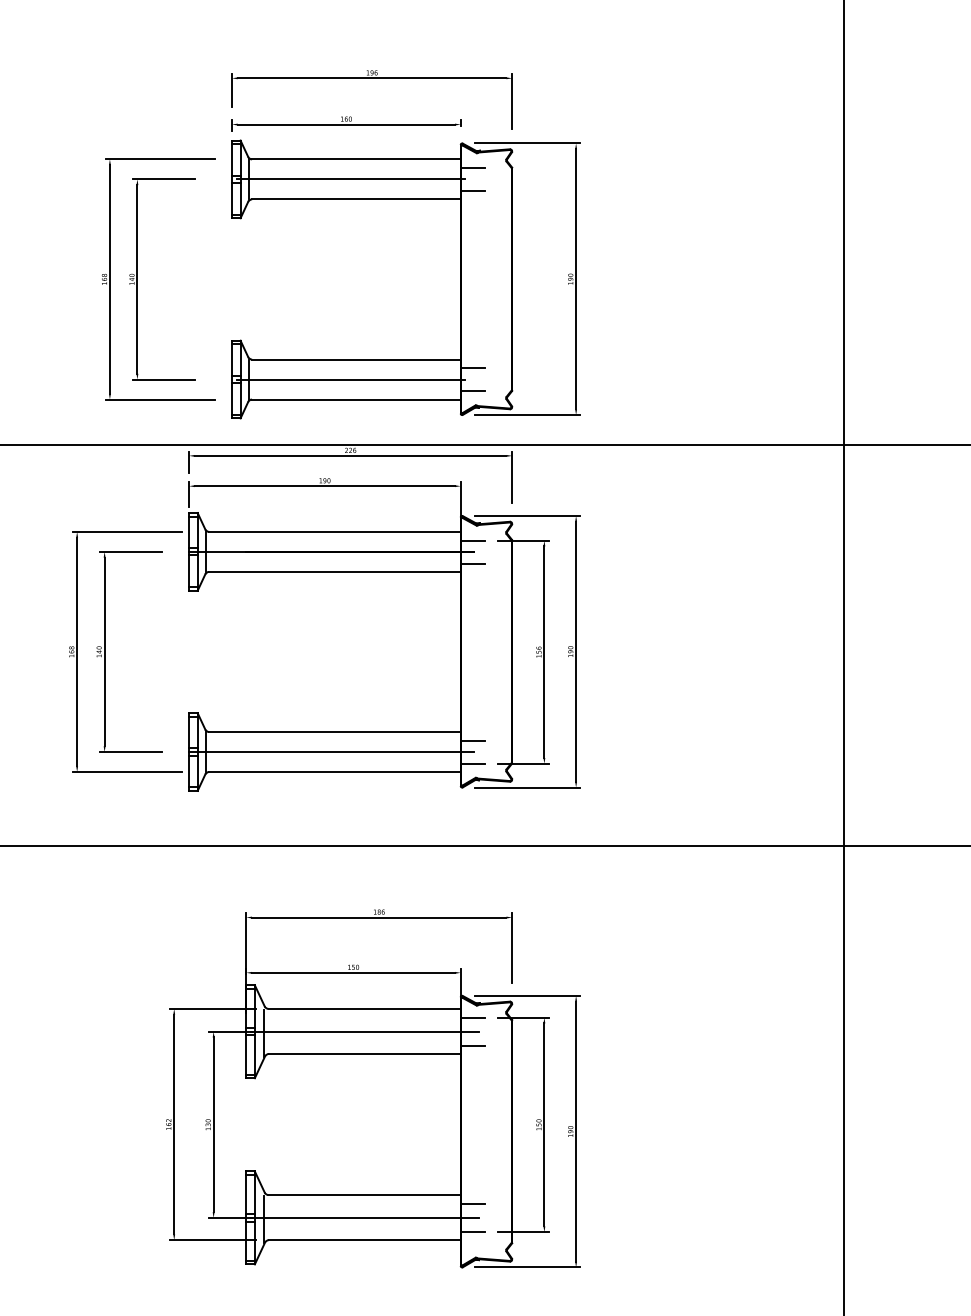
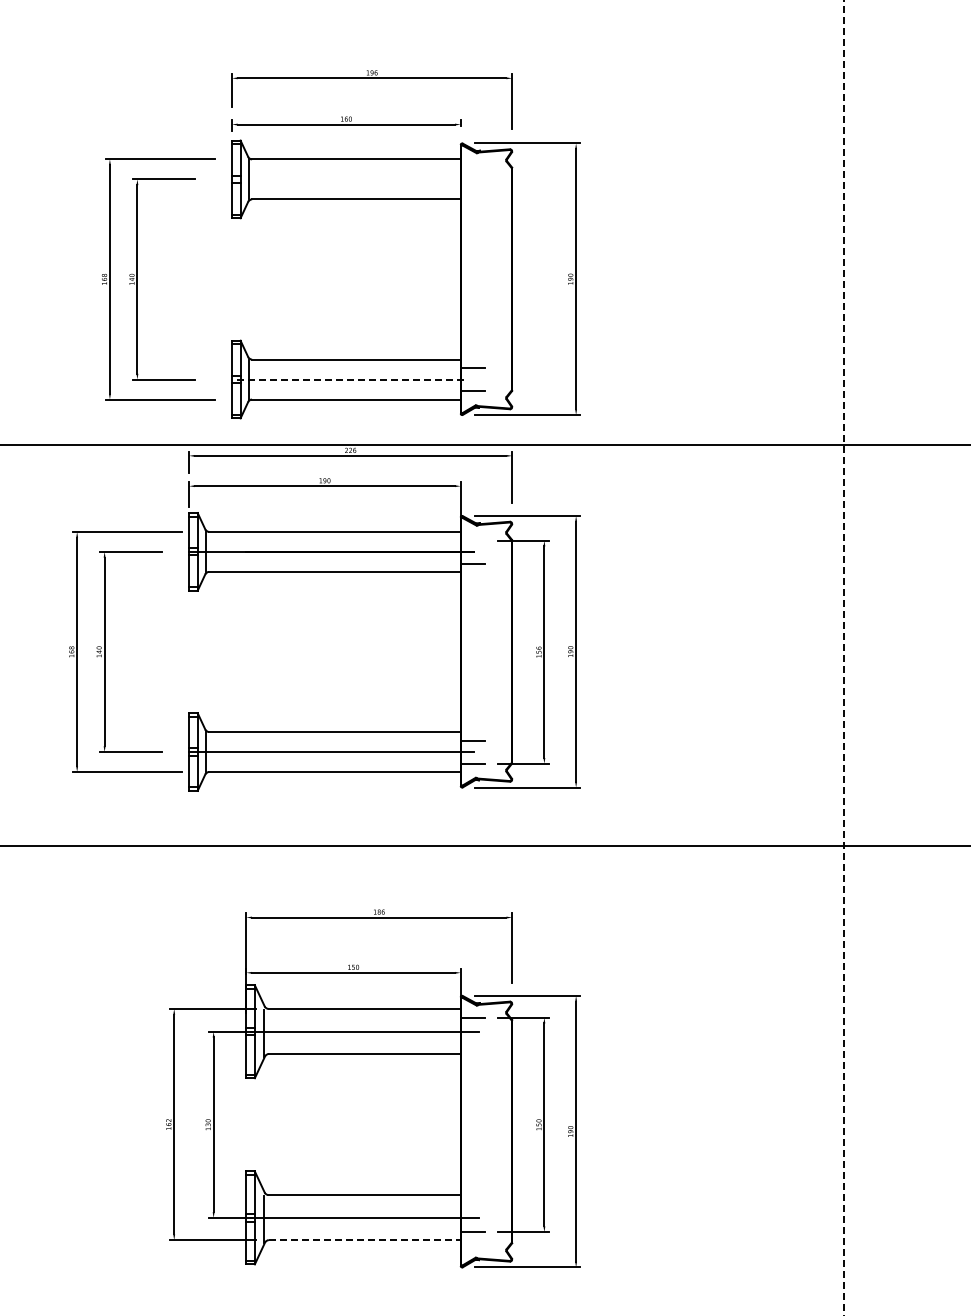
line: present -> none (472, 168)
line: present -> none (350, 179)
line: present -> none (472, 191)
line: solid -> dashed (350, 379)
line: present -> none (472, 540)
line: solid -> dashed (844, 658)
line: present -> none (472, 1046)
line: present -> none (472, 1203)
line: solid -> dashed (364, 1240)
